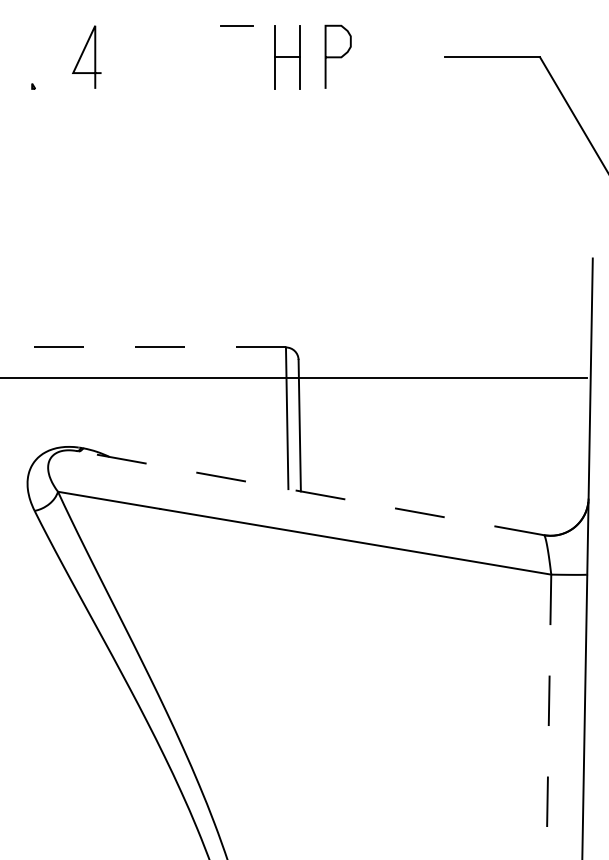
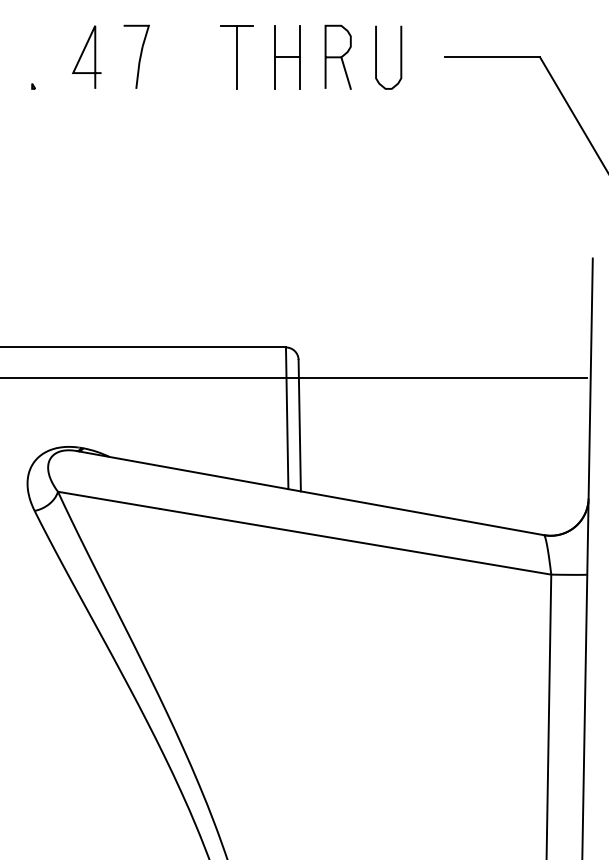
part: none -> present (136, 56)
line: none -> present (237, 56)
curve: none -> present (376, 57)
line: none -> present (345, 72)
line: dashed -> solid (143, 347)
line: dashed -> solid (310, 493)
line: dashed -> solid (548, 717)
